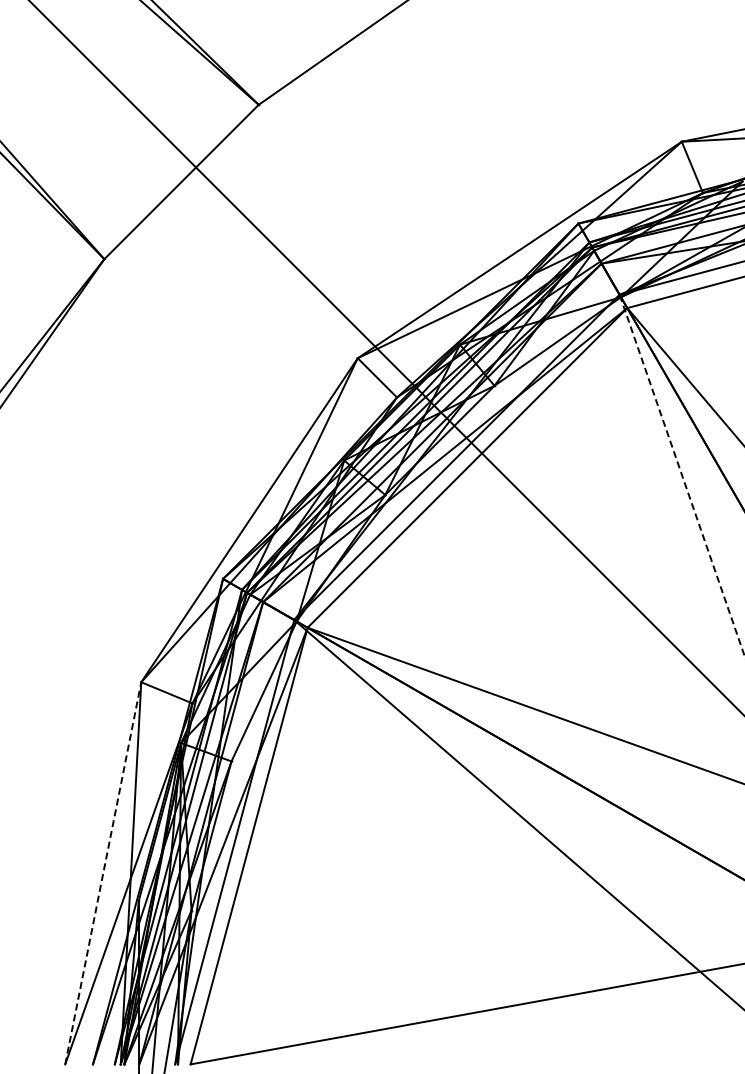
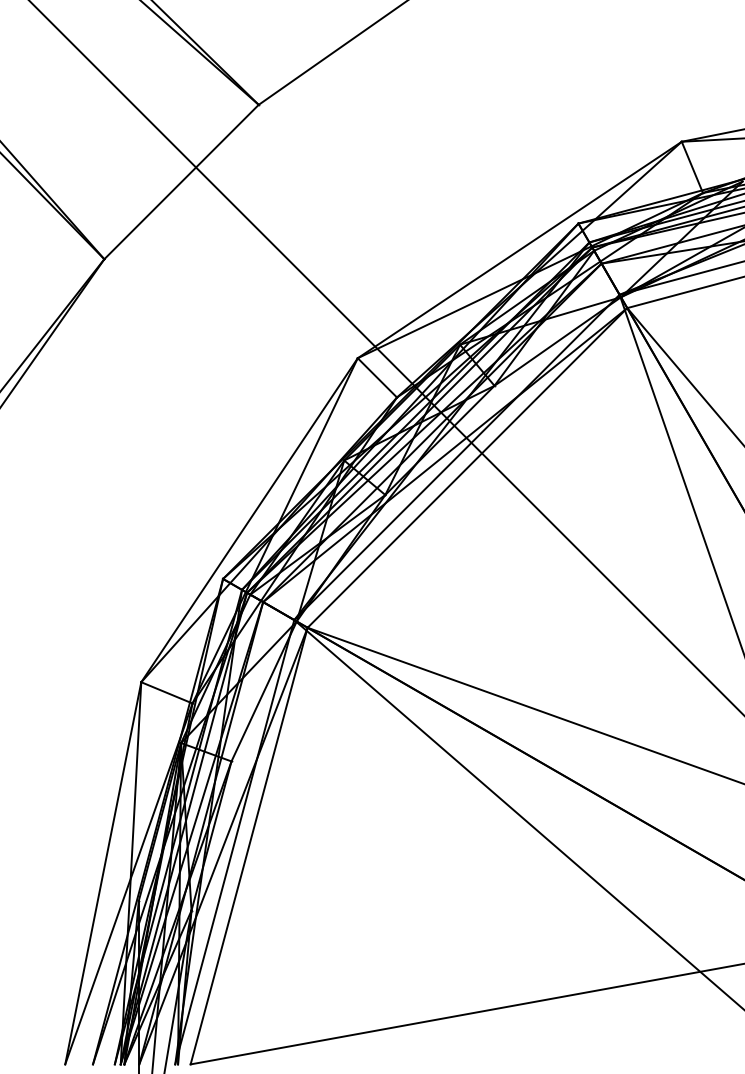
line: dashed -> solid (682, 475)
line: dashed -> solid (103, 873)
